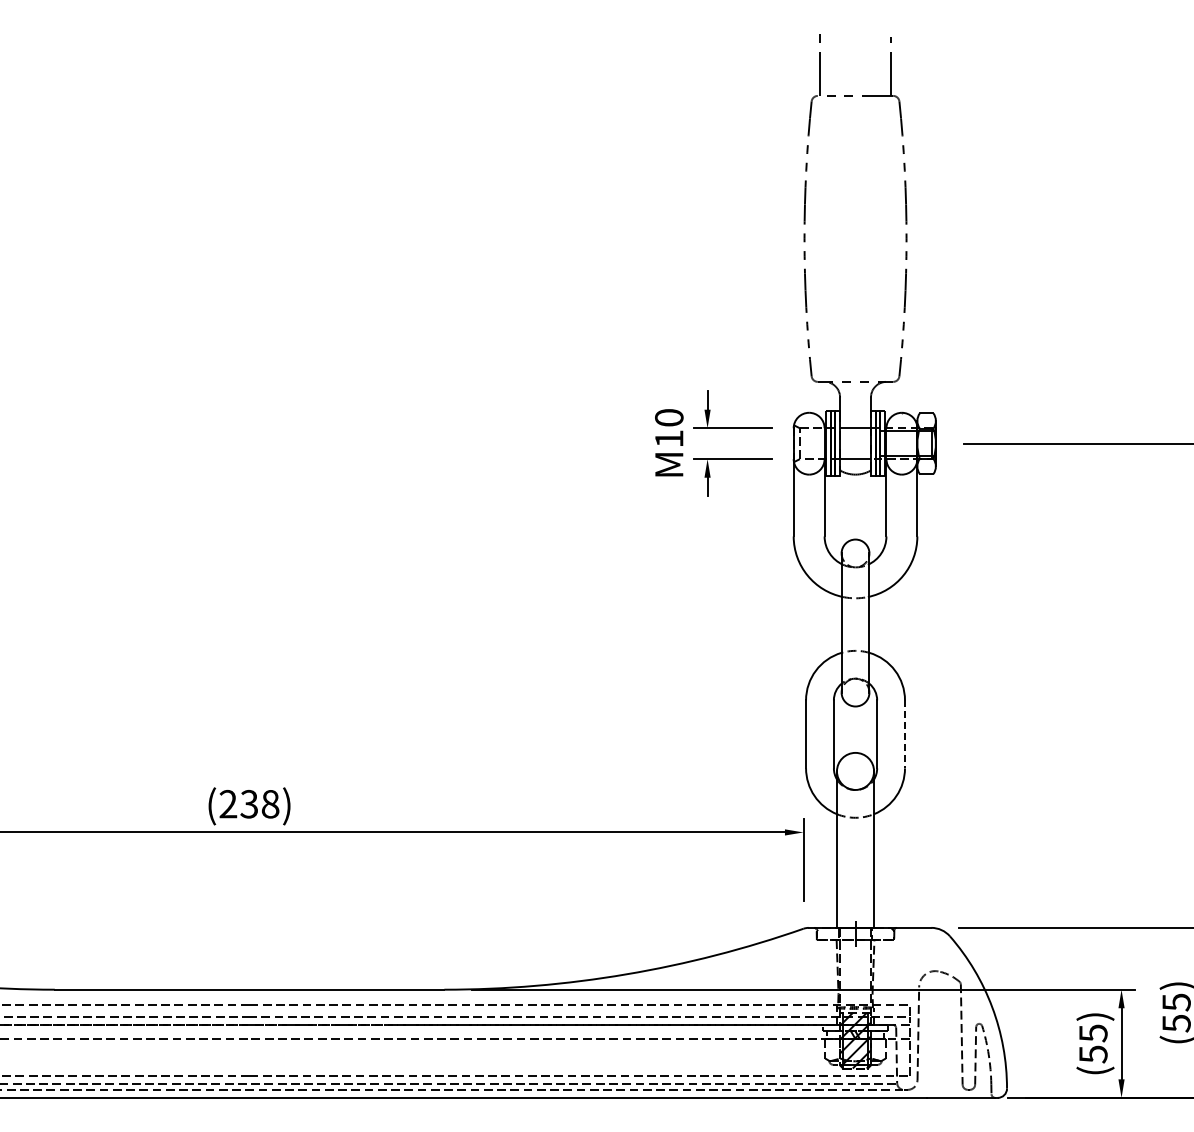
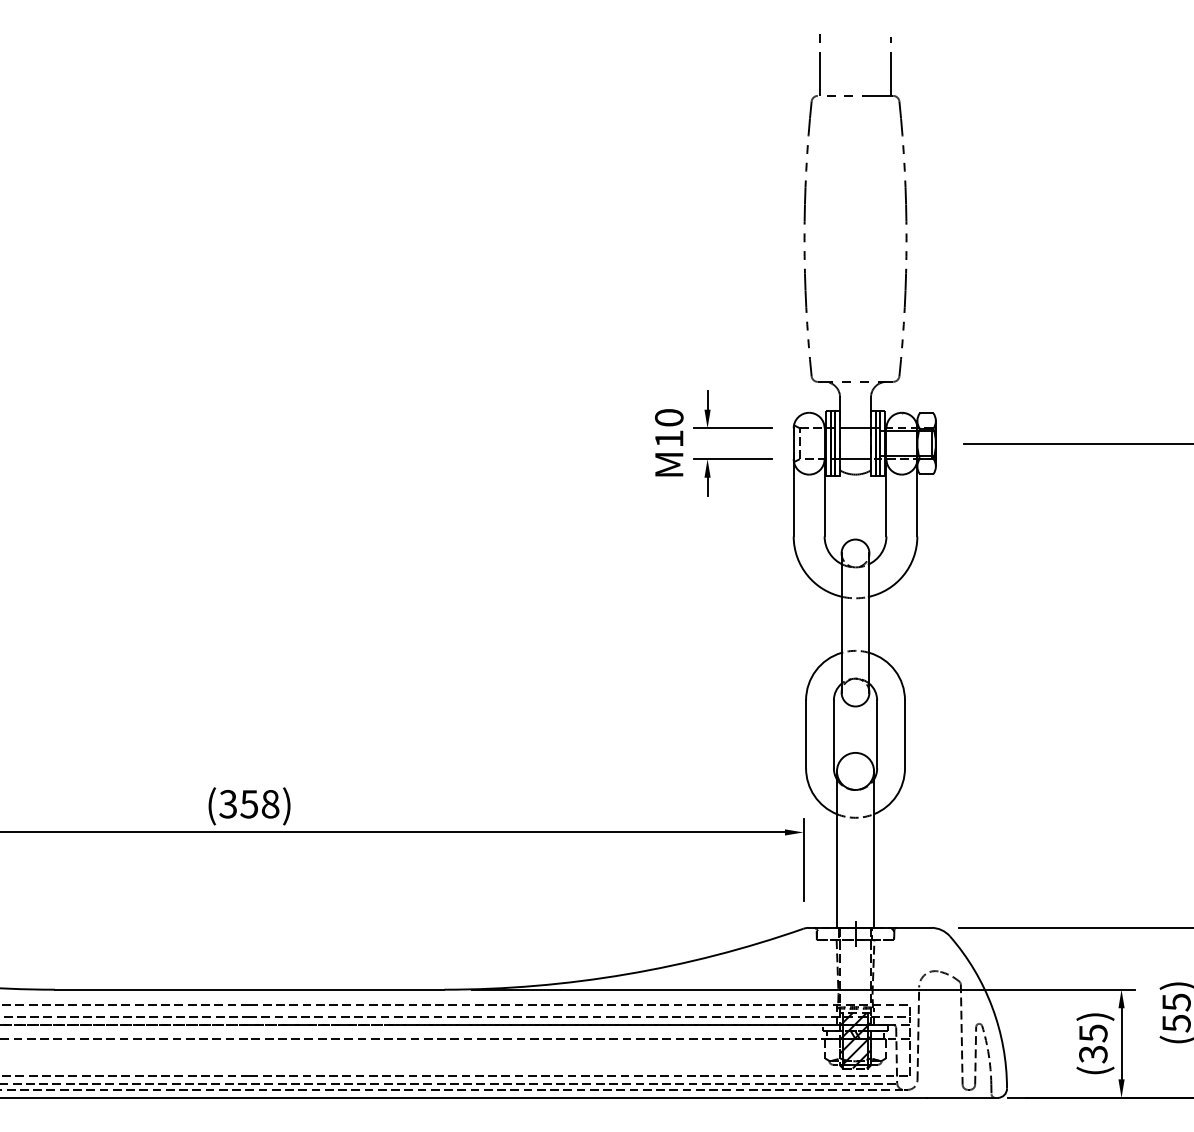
line: dashed -> solid (905, 734)
text: (238) -> (358) (238, 803)
text: (55) -> (35) (1093, 1054)
